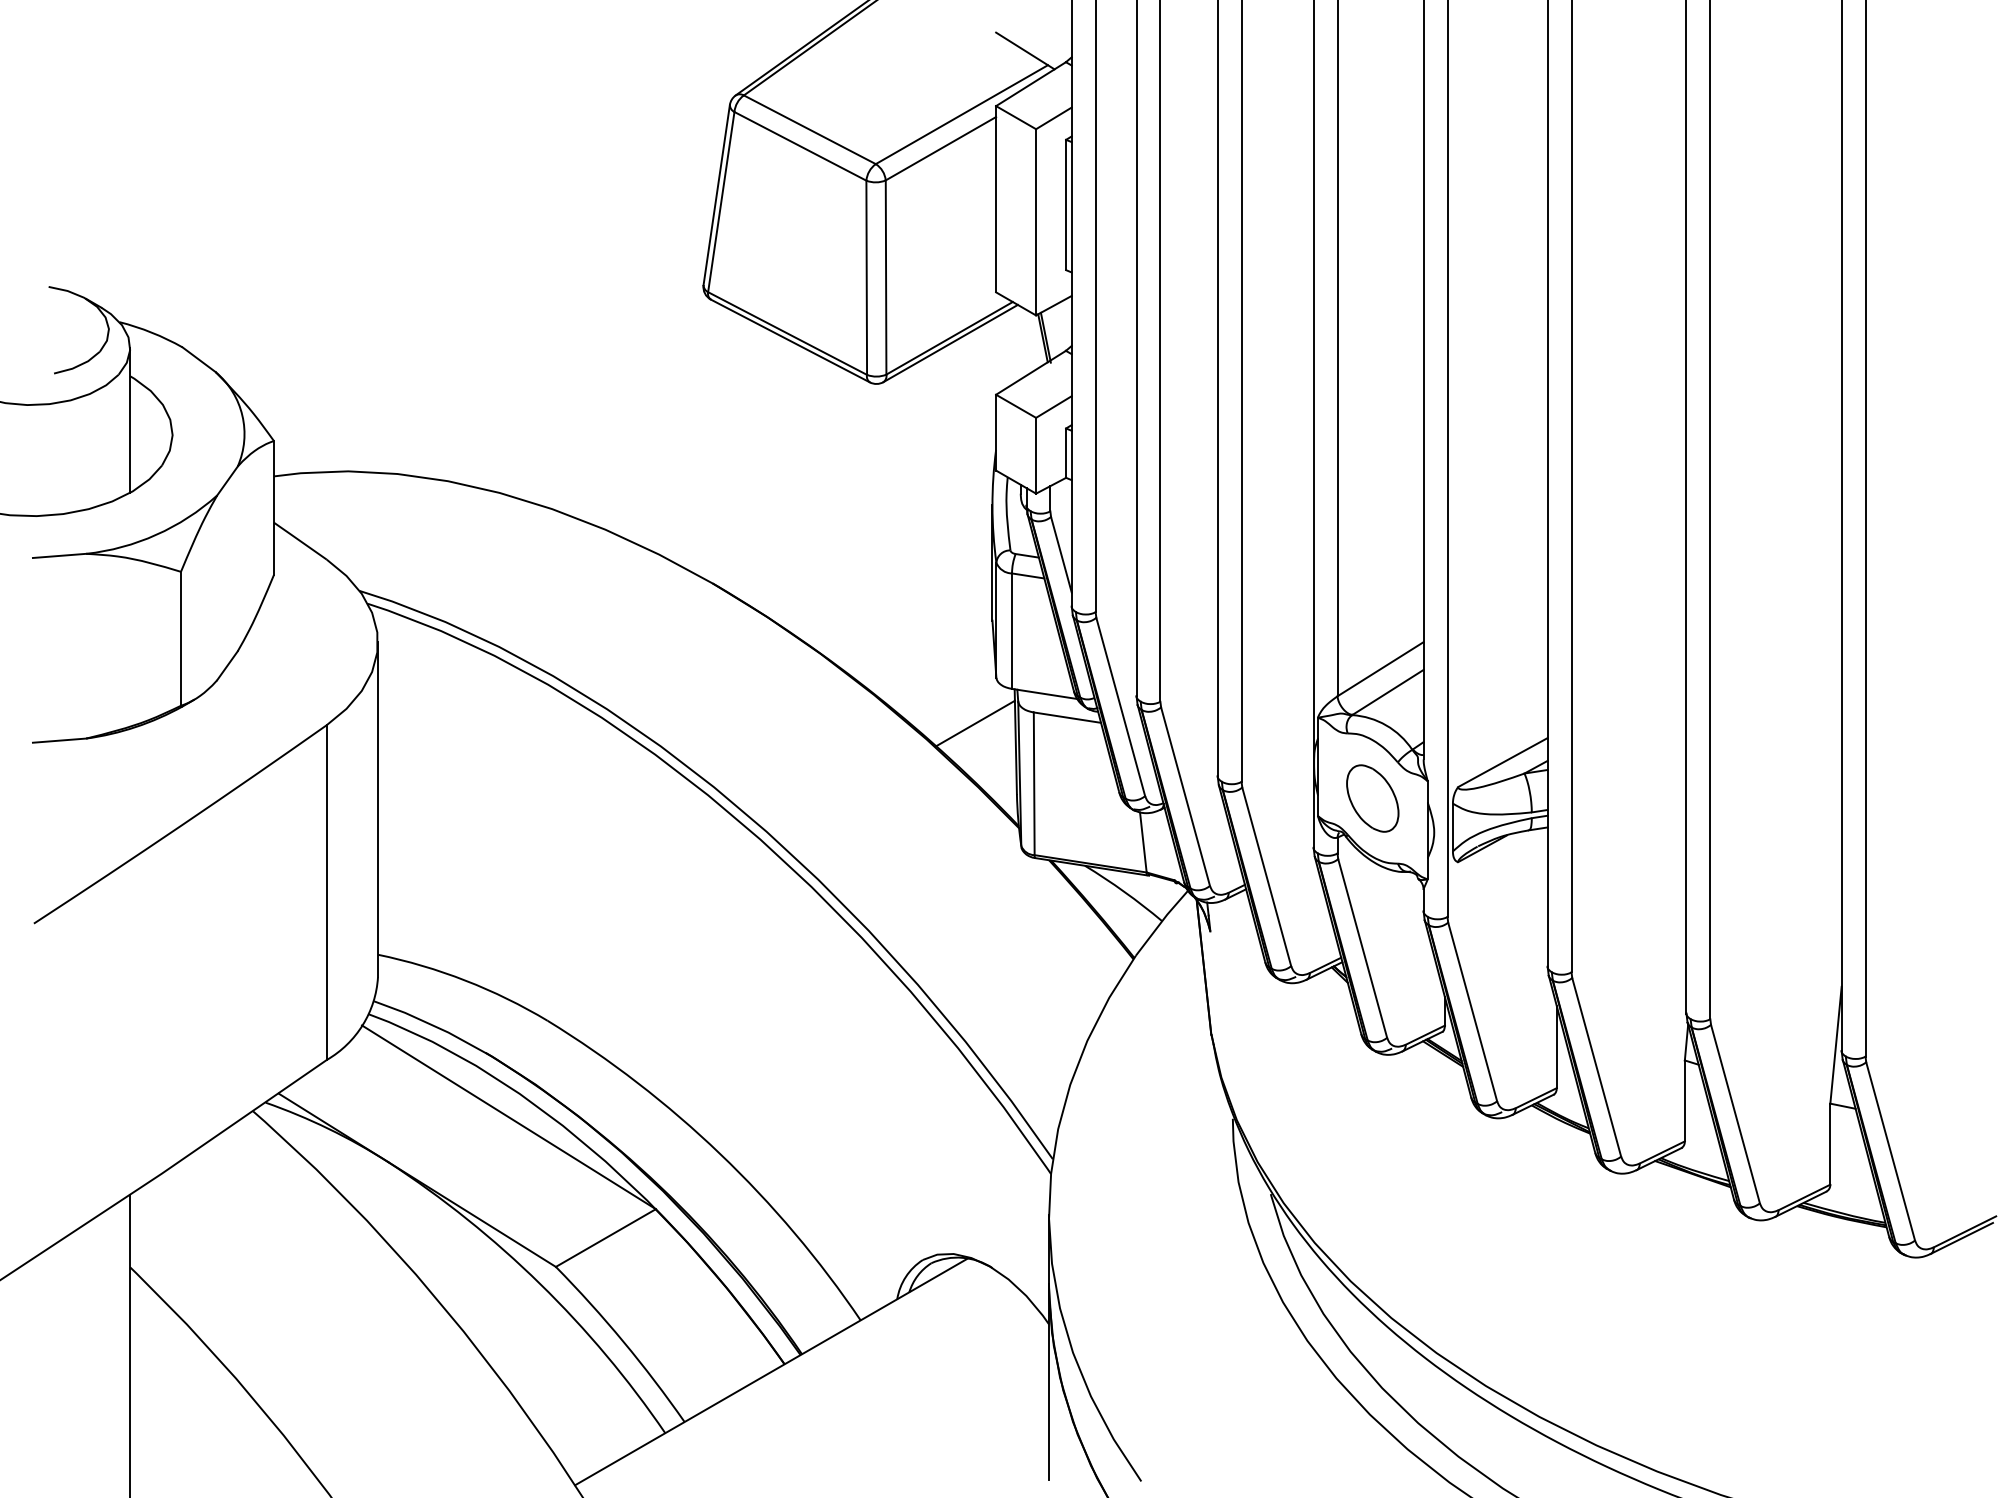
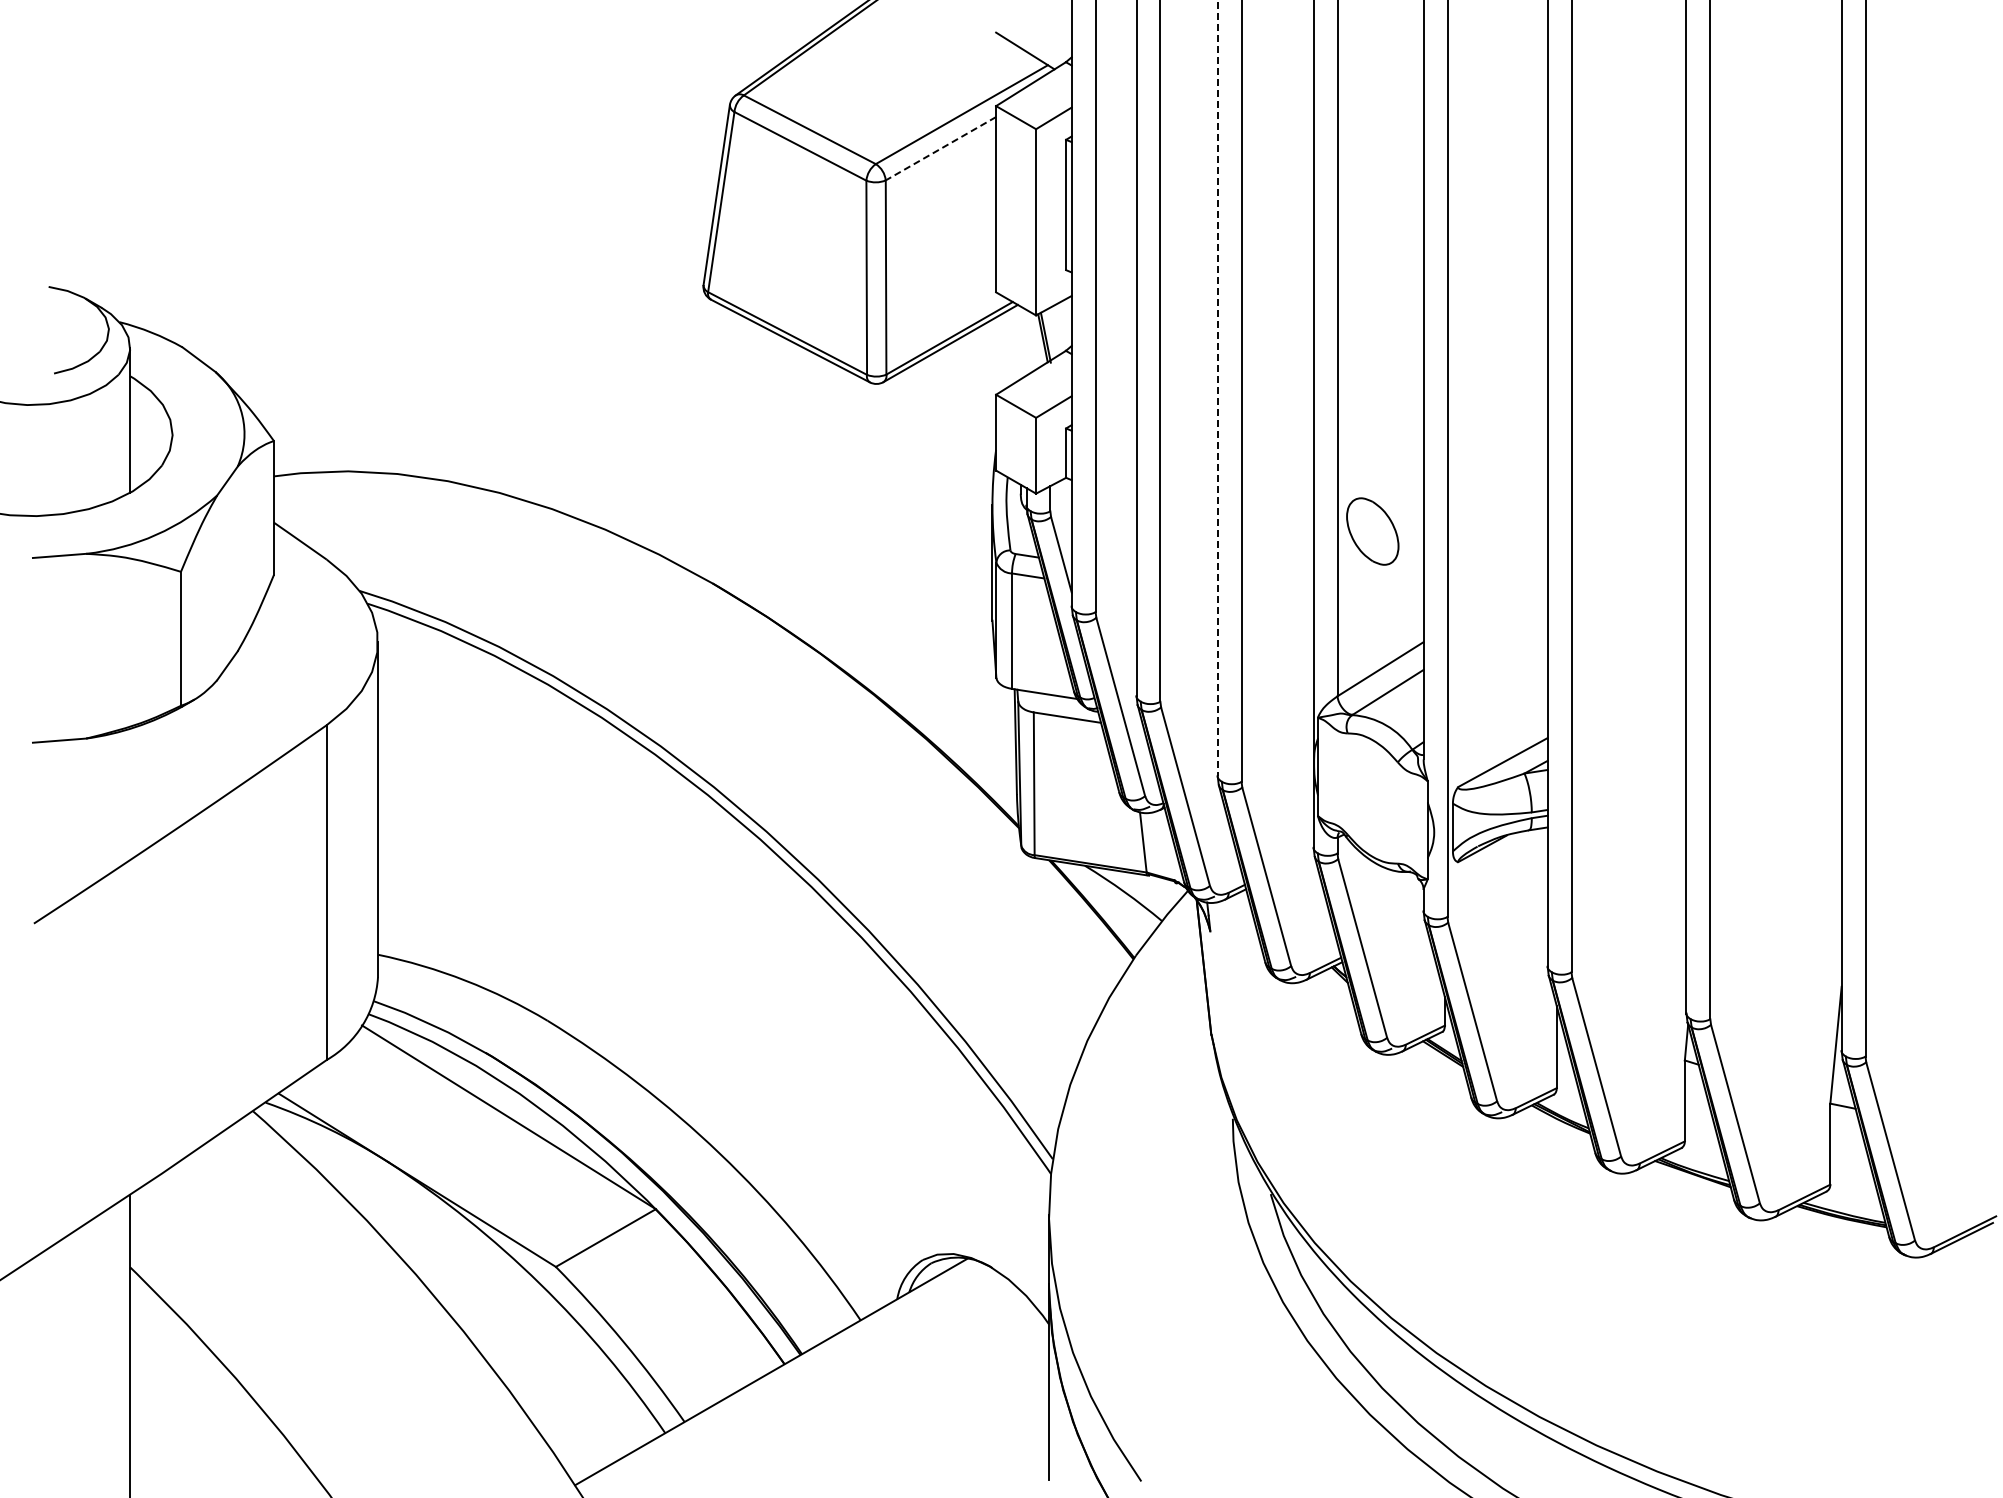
line: solid -> dashed (940, 148)
line: solid -> dashed (1217, 388)
line: present -> none (974, 723)
part position: (1372, 798) -> (1372, 531) (1372, 531)
